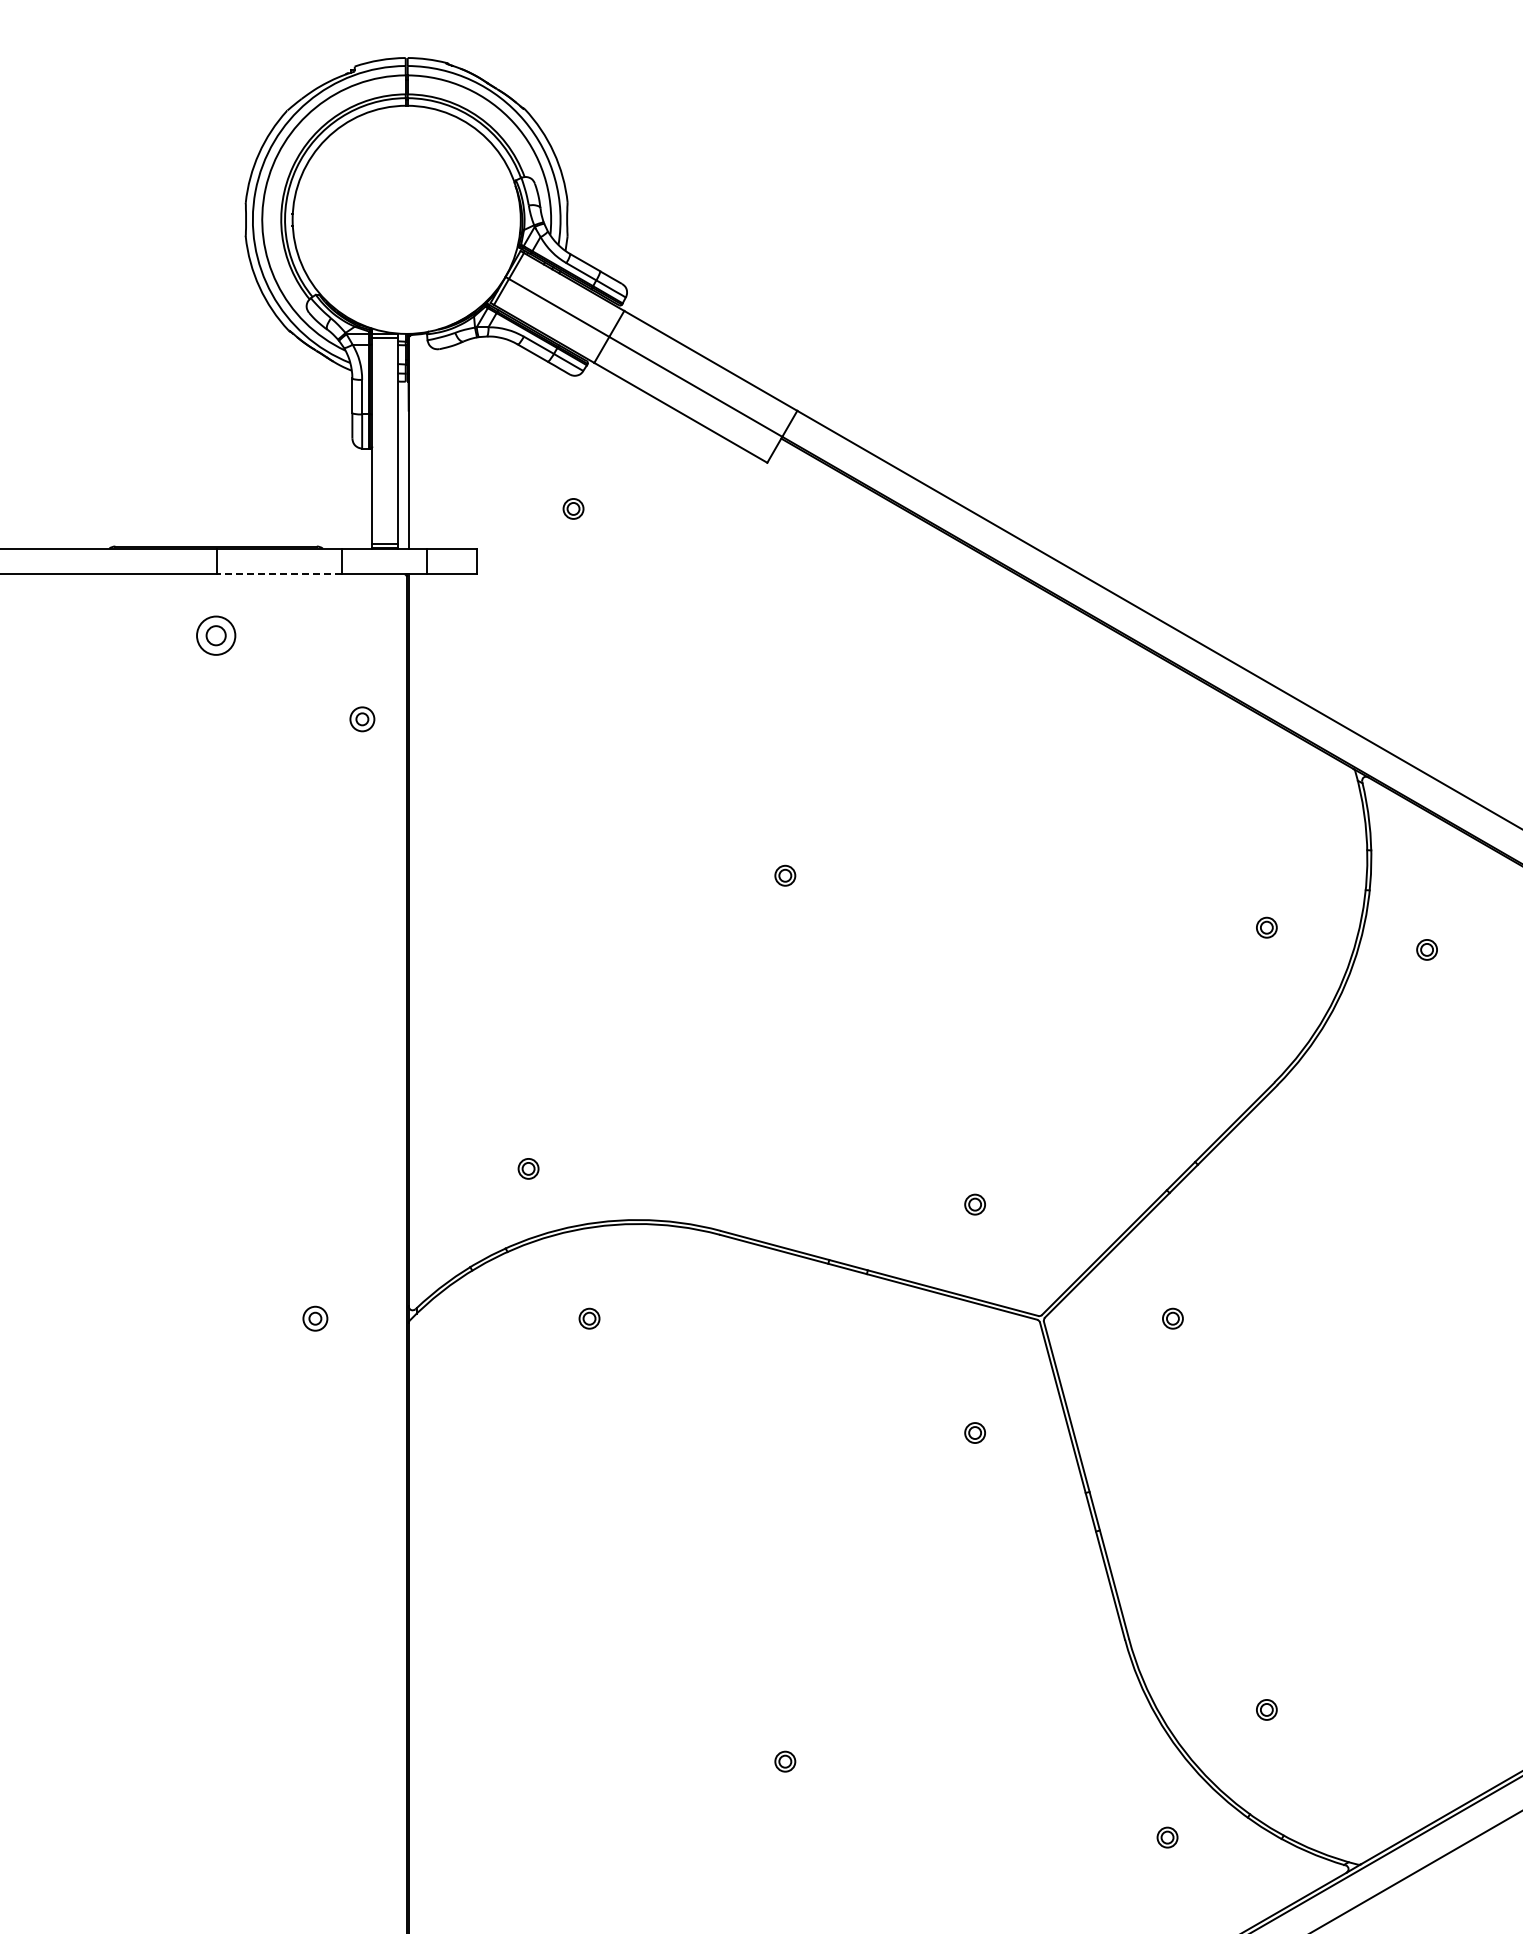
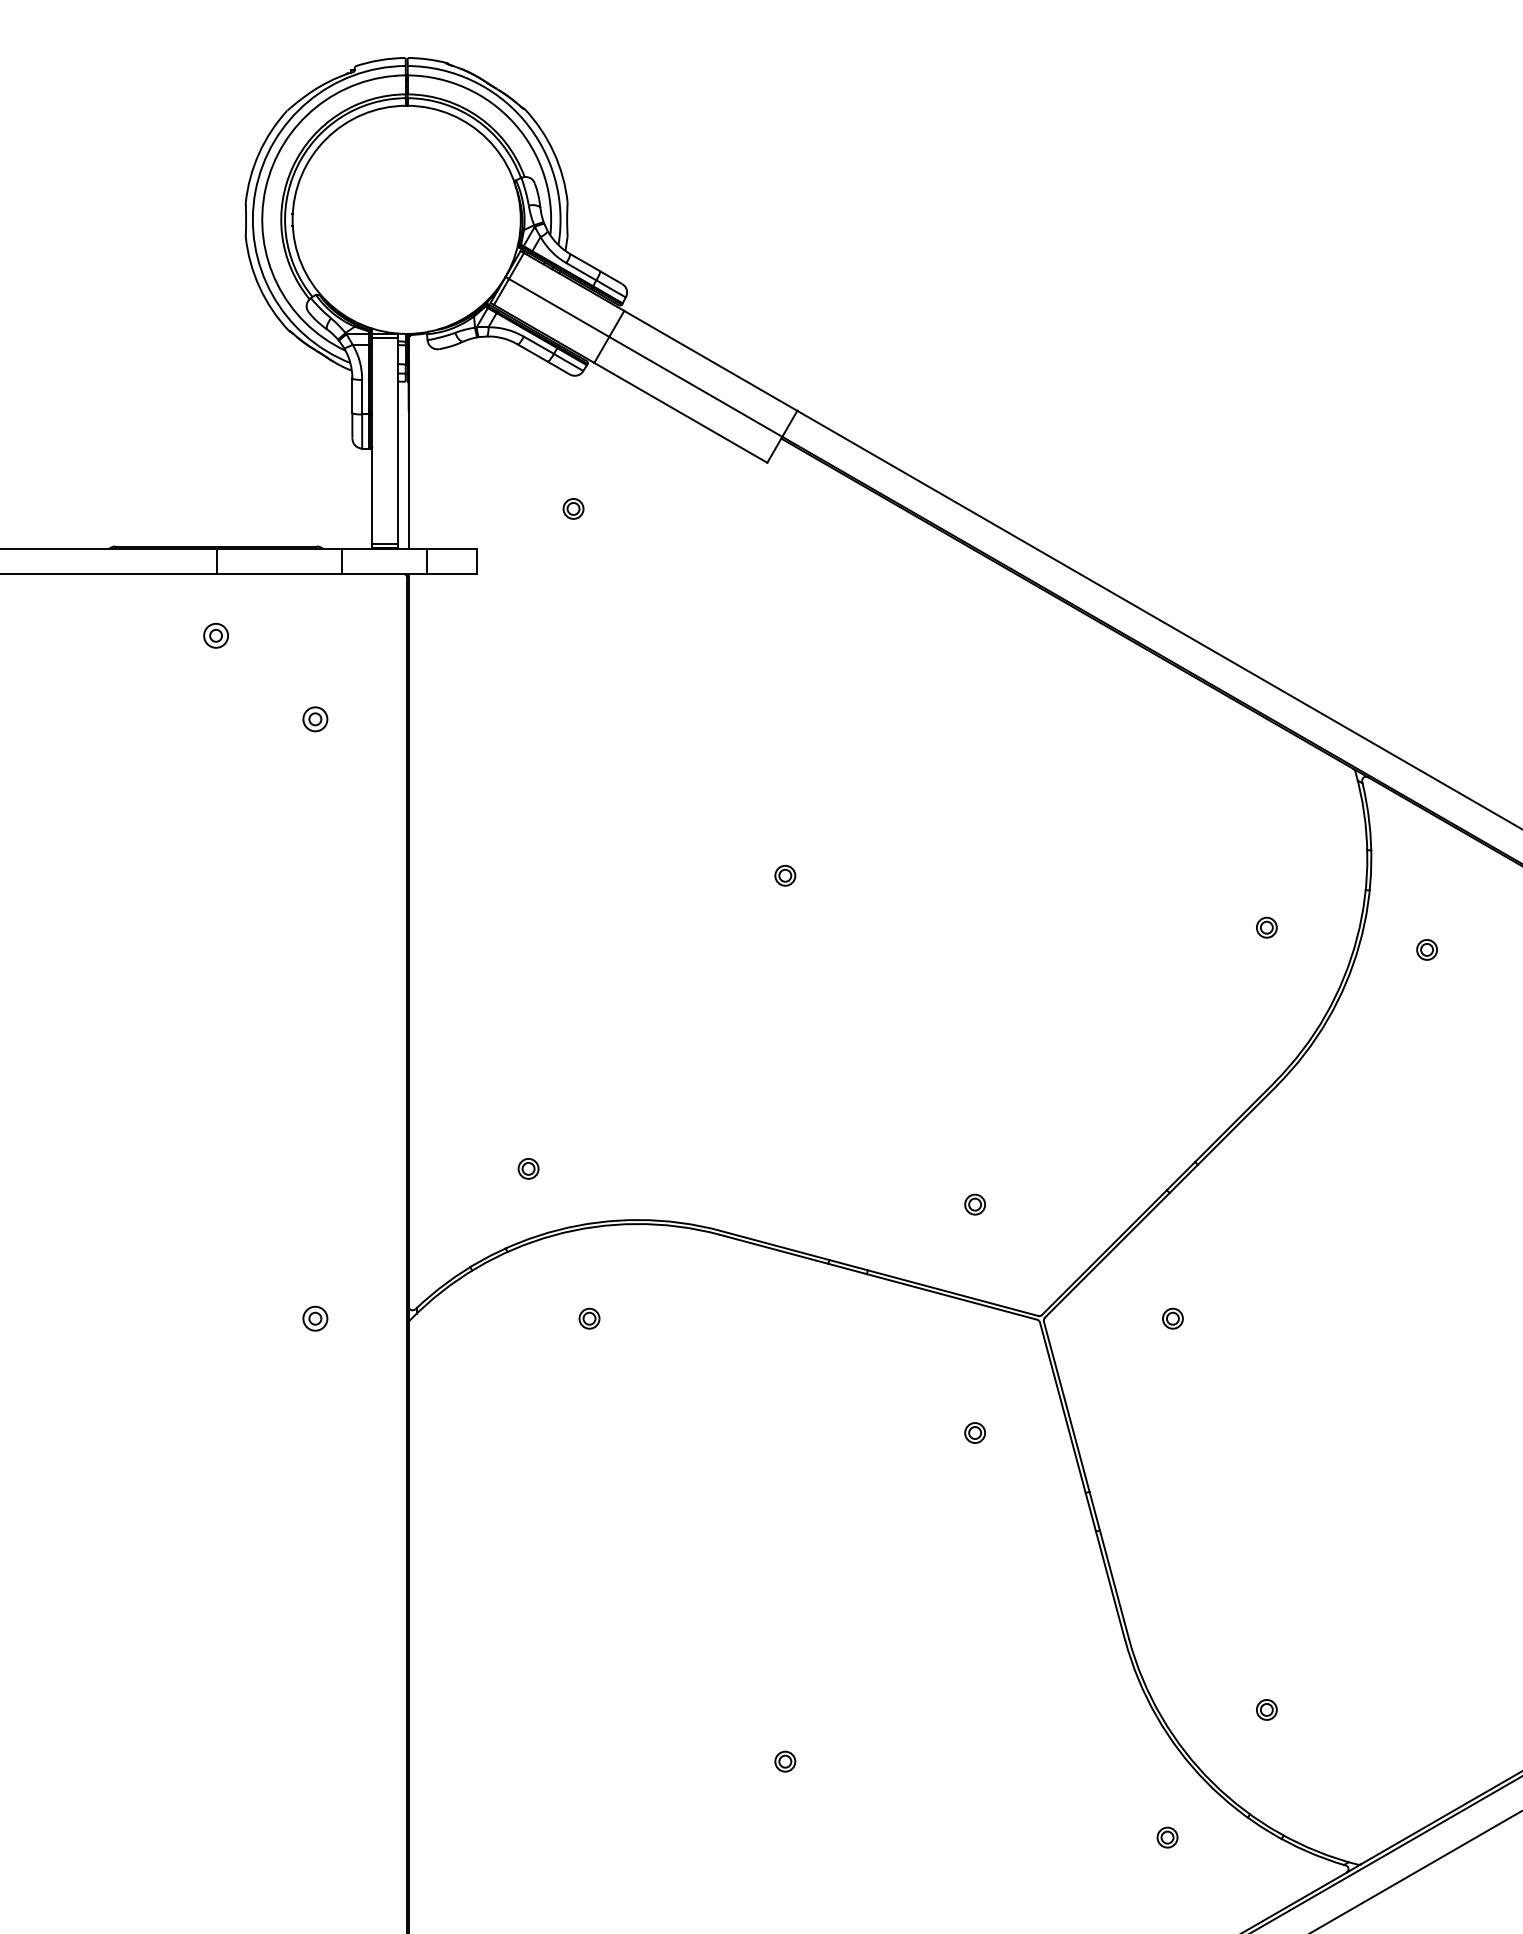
line: dashed -> solid (279, 574)
part size: 41x41 px -> 26x26 px (215, 635)
part position: (362, 719) -> (315, 719) (315, 719)
